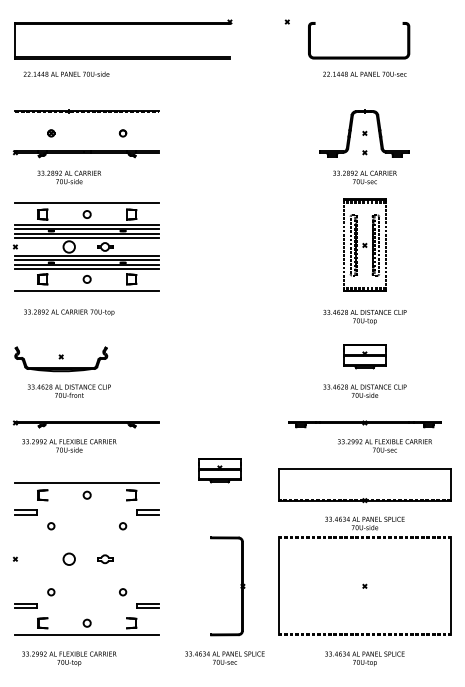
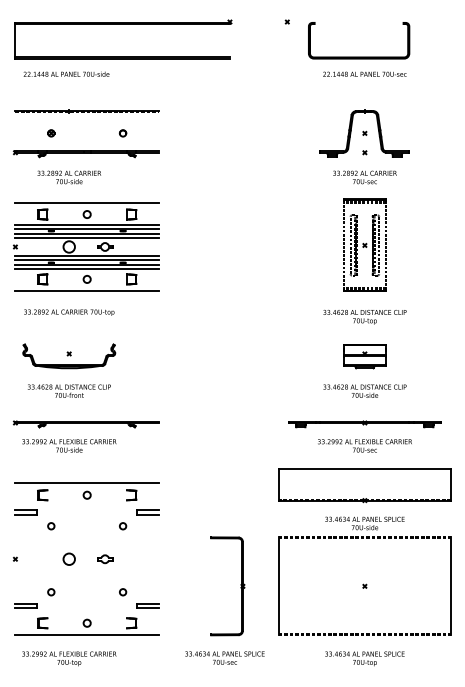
part position: (61, 359) -> (69, 356) (69, 356)
text position: (384, 445) -> (364, 445) (364, 445)
part: present -> none (219, 470)
